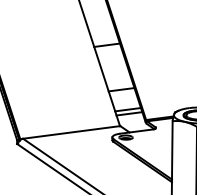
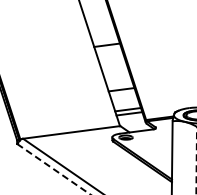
line: solid -> dashed (196, 162)
line: solid -> dashed (53, 169)
